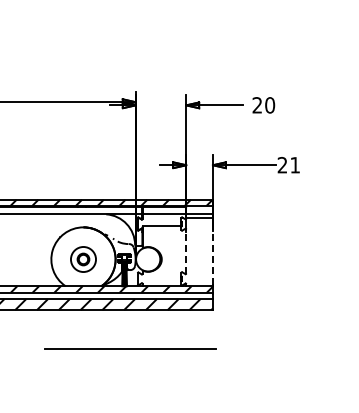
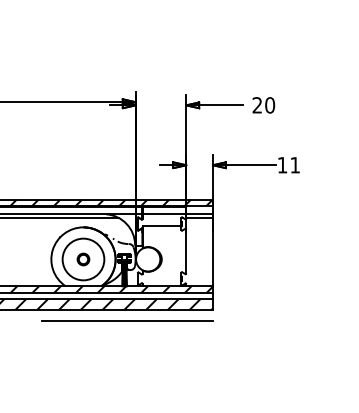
text: 21 -> 11 (282, 165)
line: none -> present (60, 217)
line: dashed -> solid (186, 252)
line: dashed -> solid (212, 257)
circle diameter: 25 px -> 42 px (83, 259)
line position: (130, 348) -> (127, 320) (127, 320)
